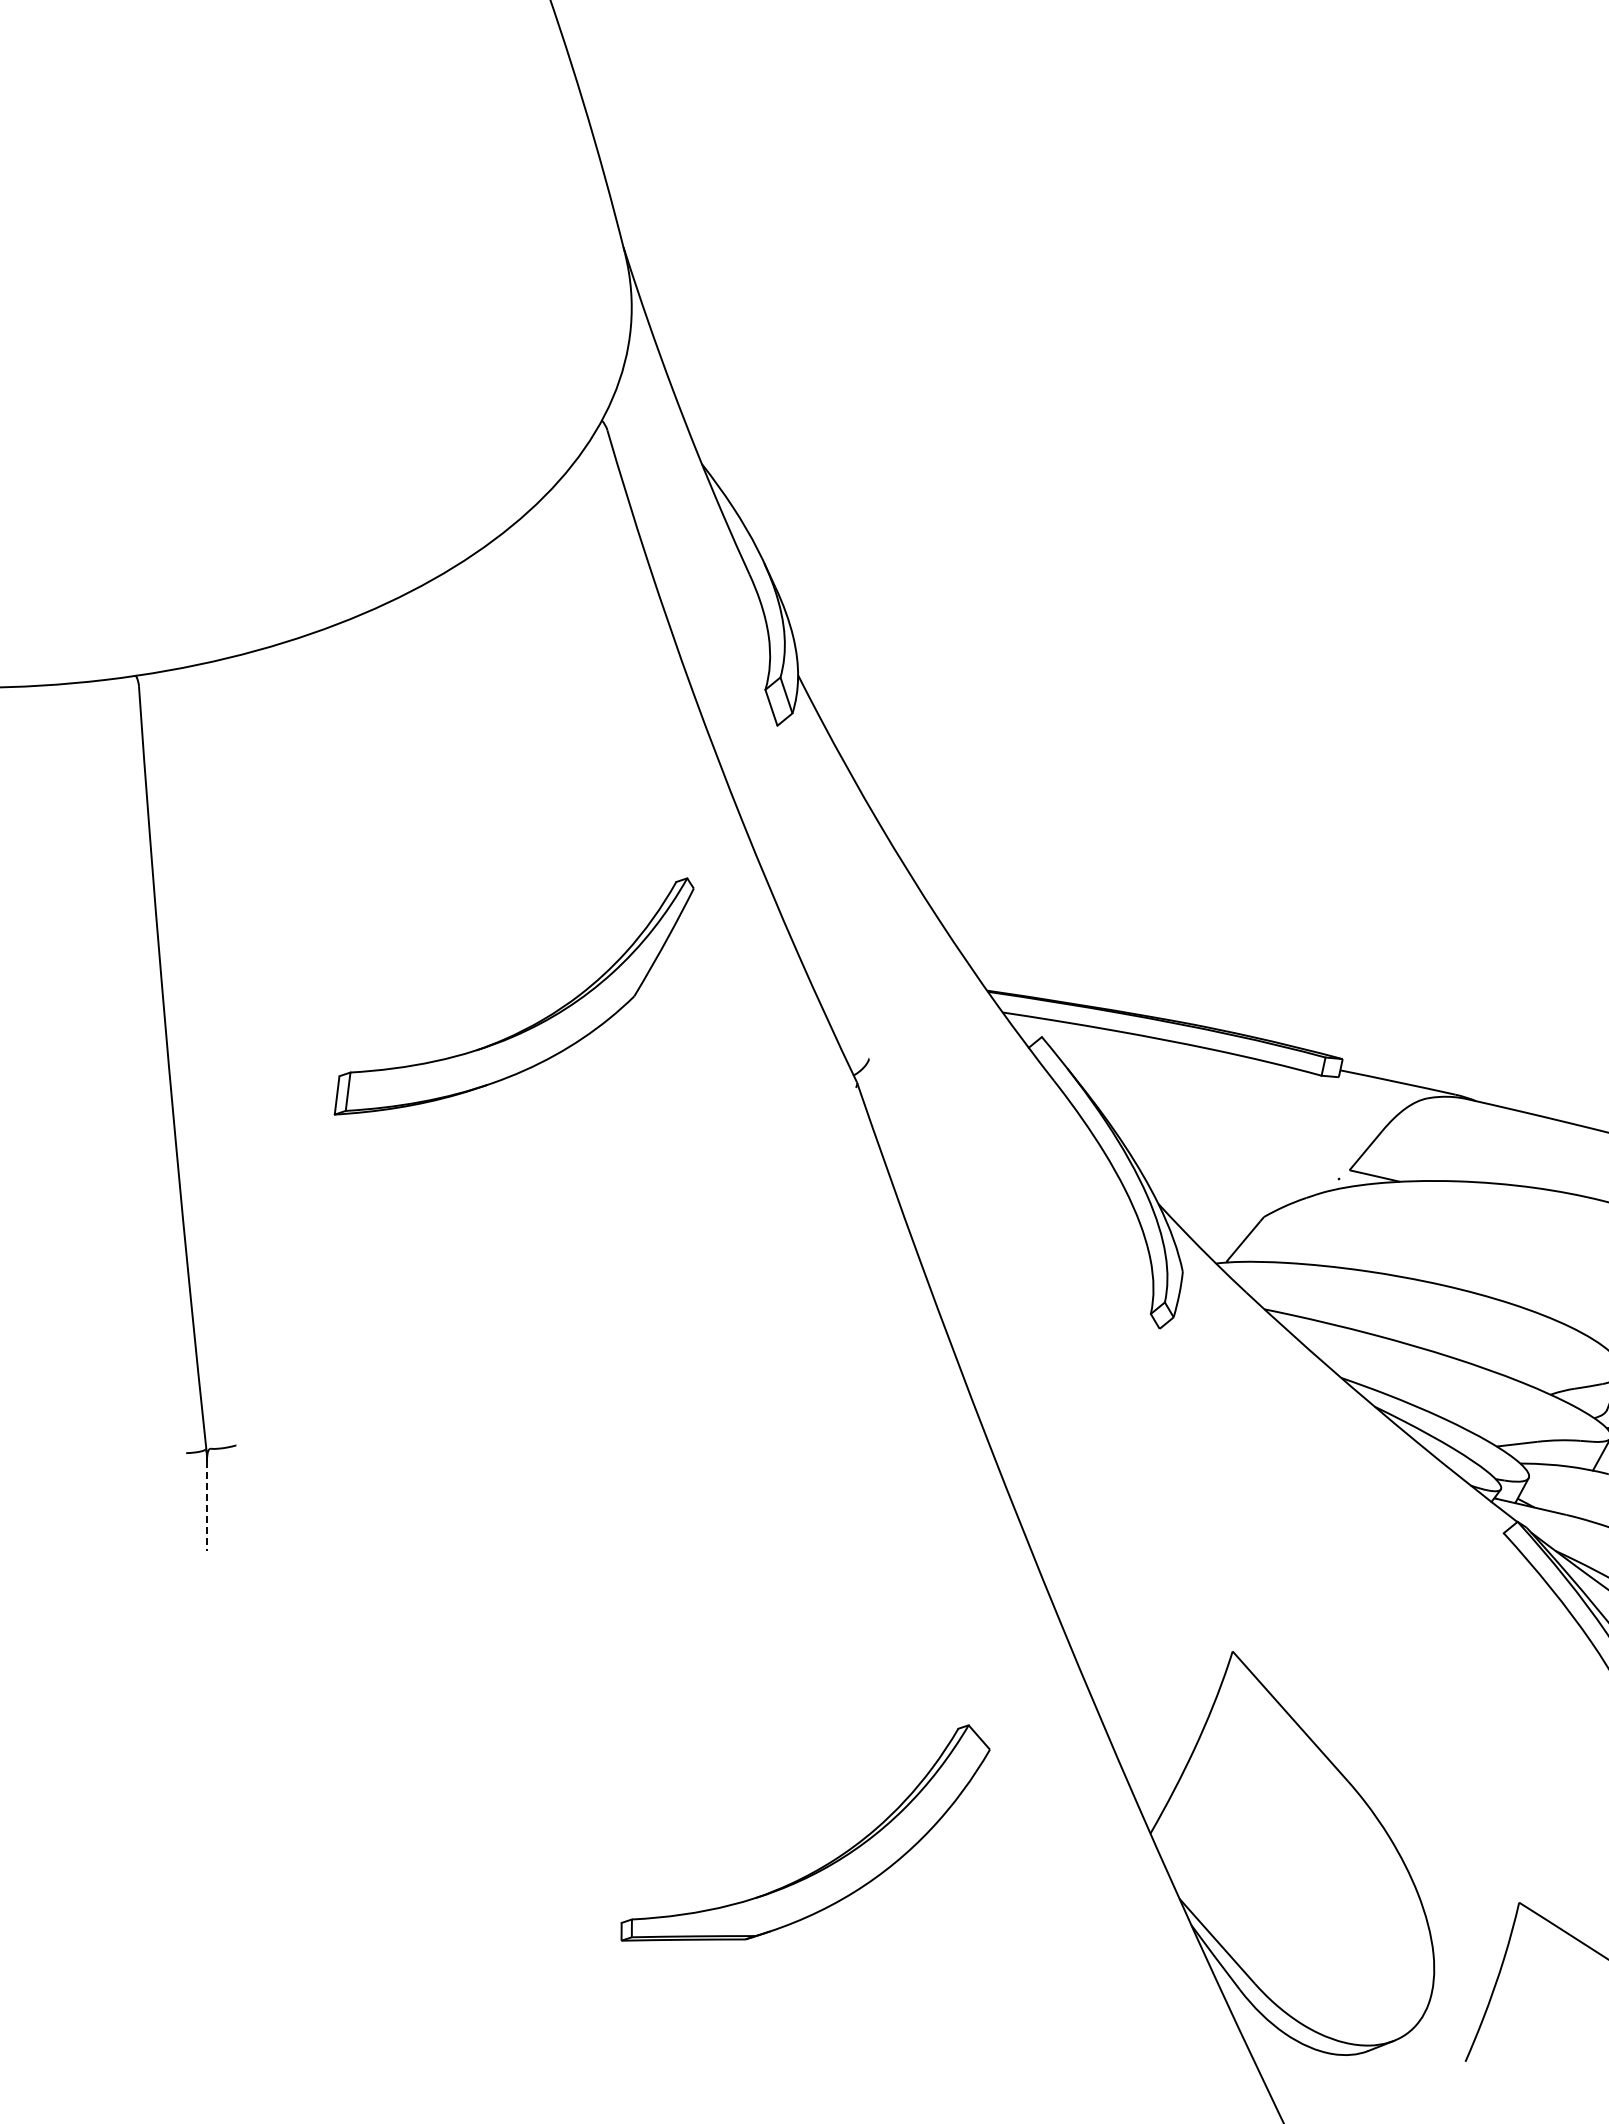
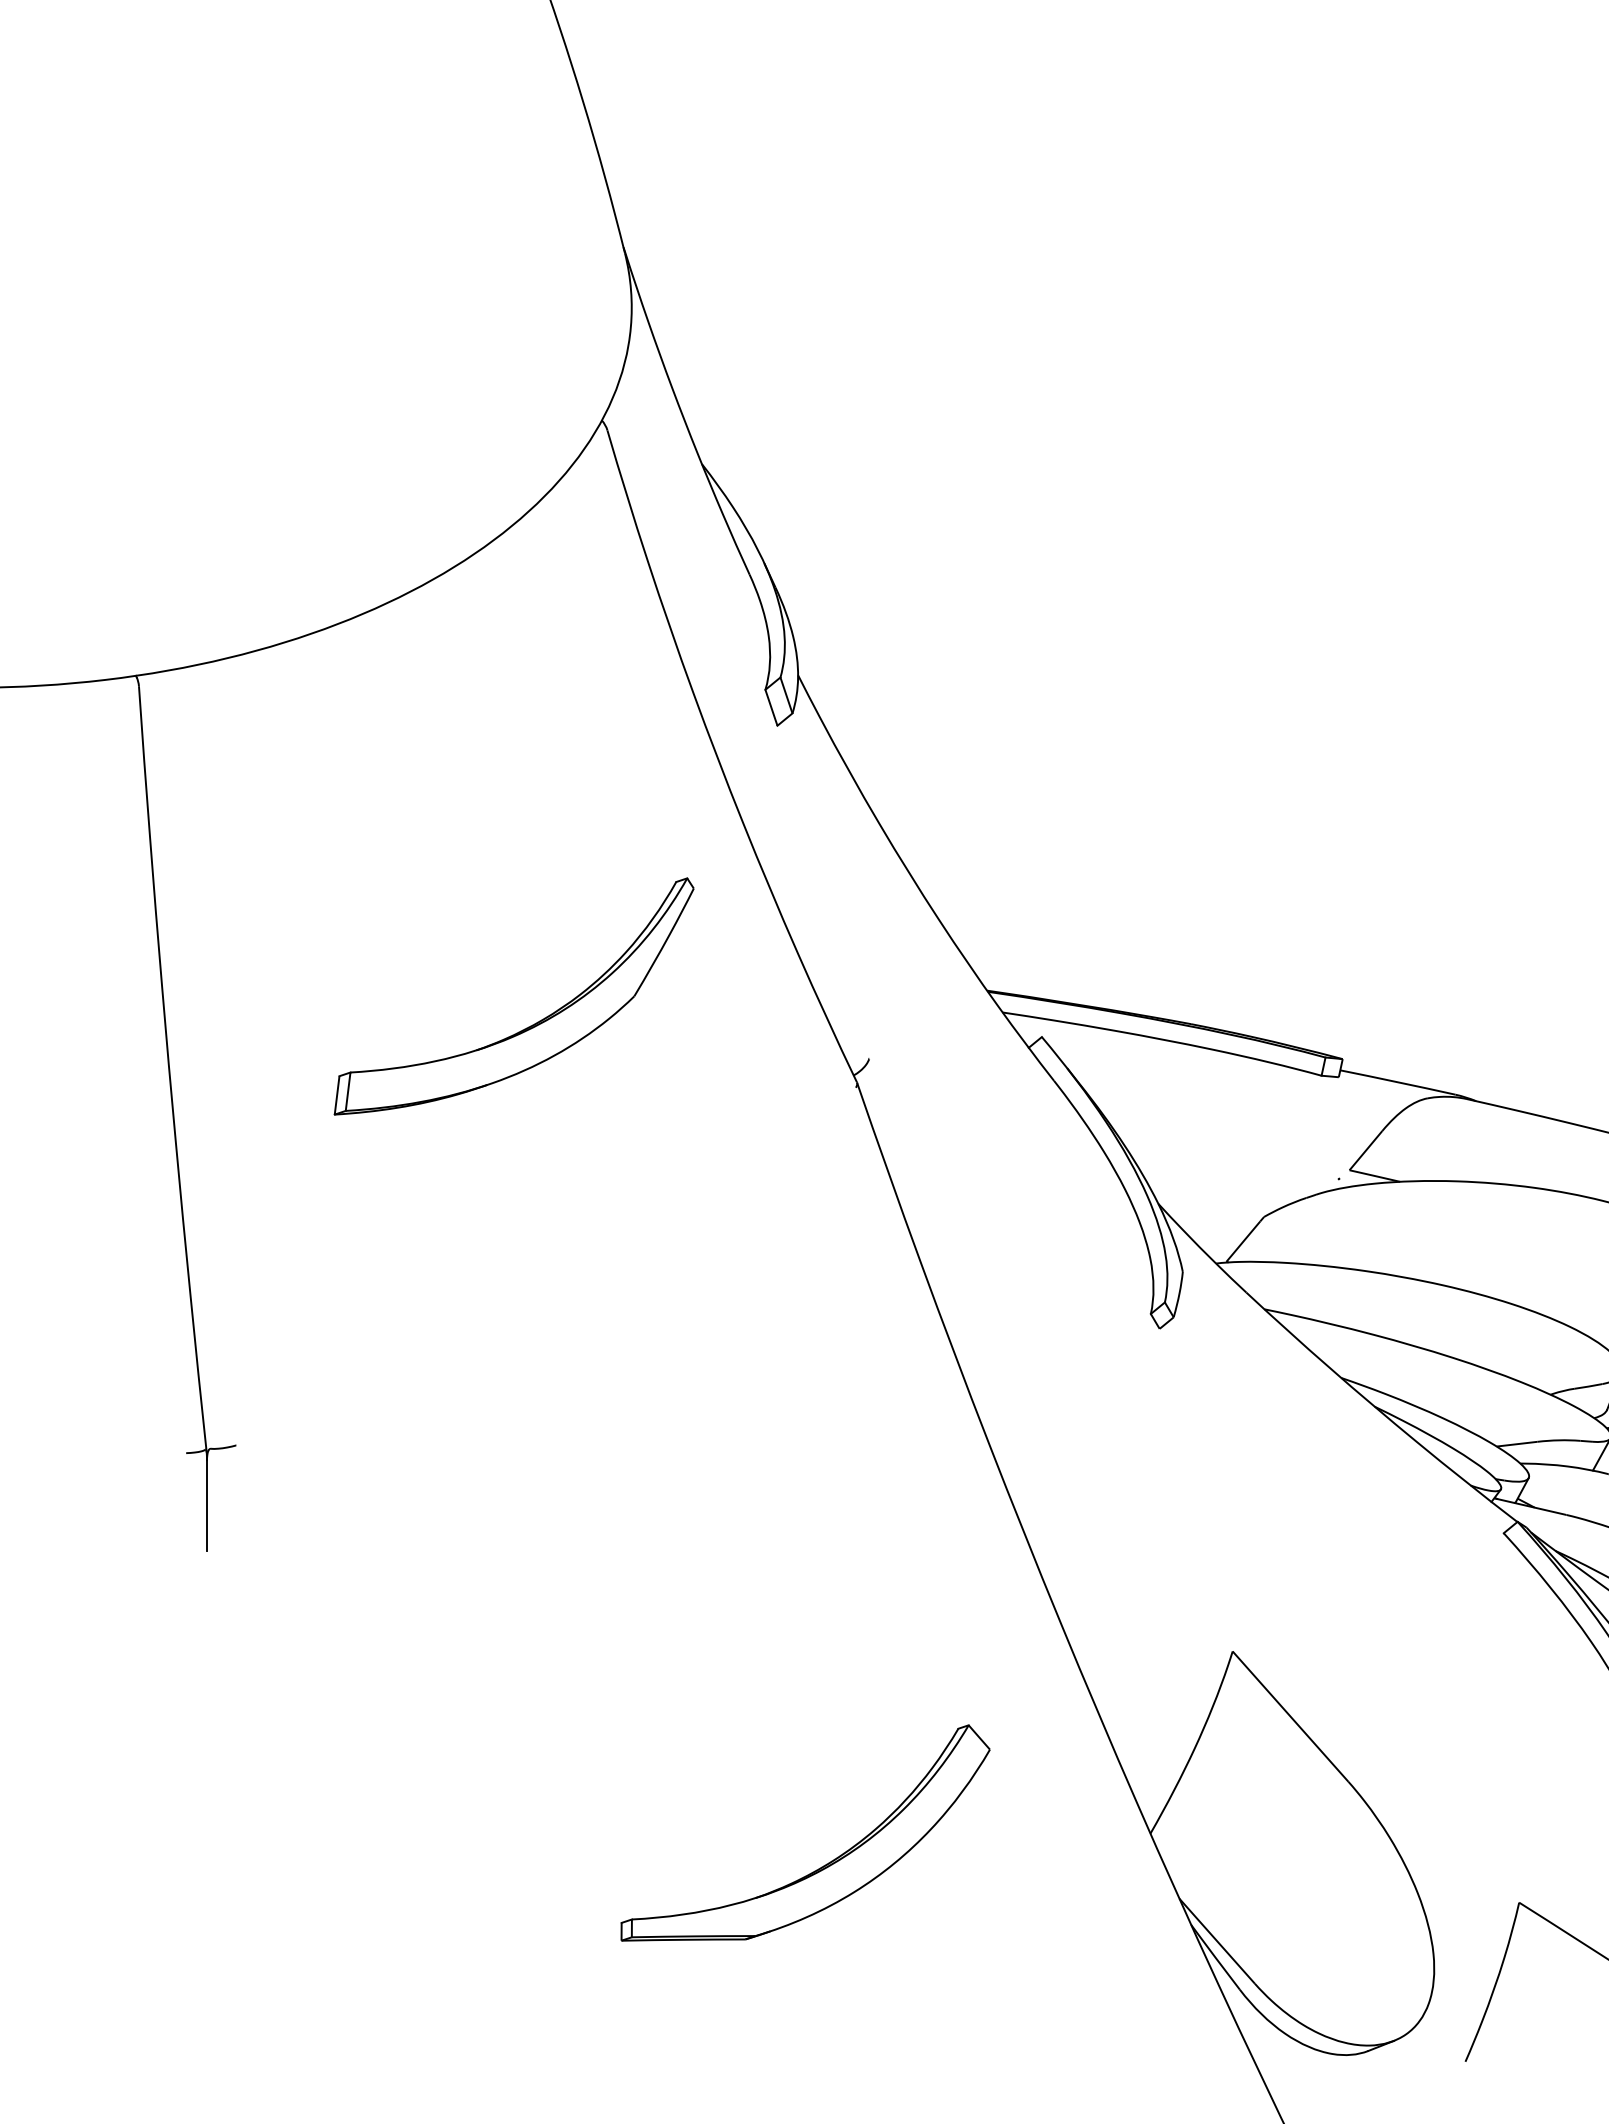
line: dashed -> solid (207, 1505)
